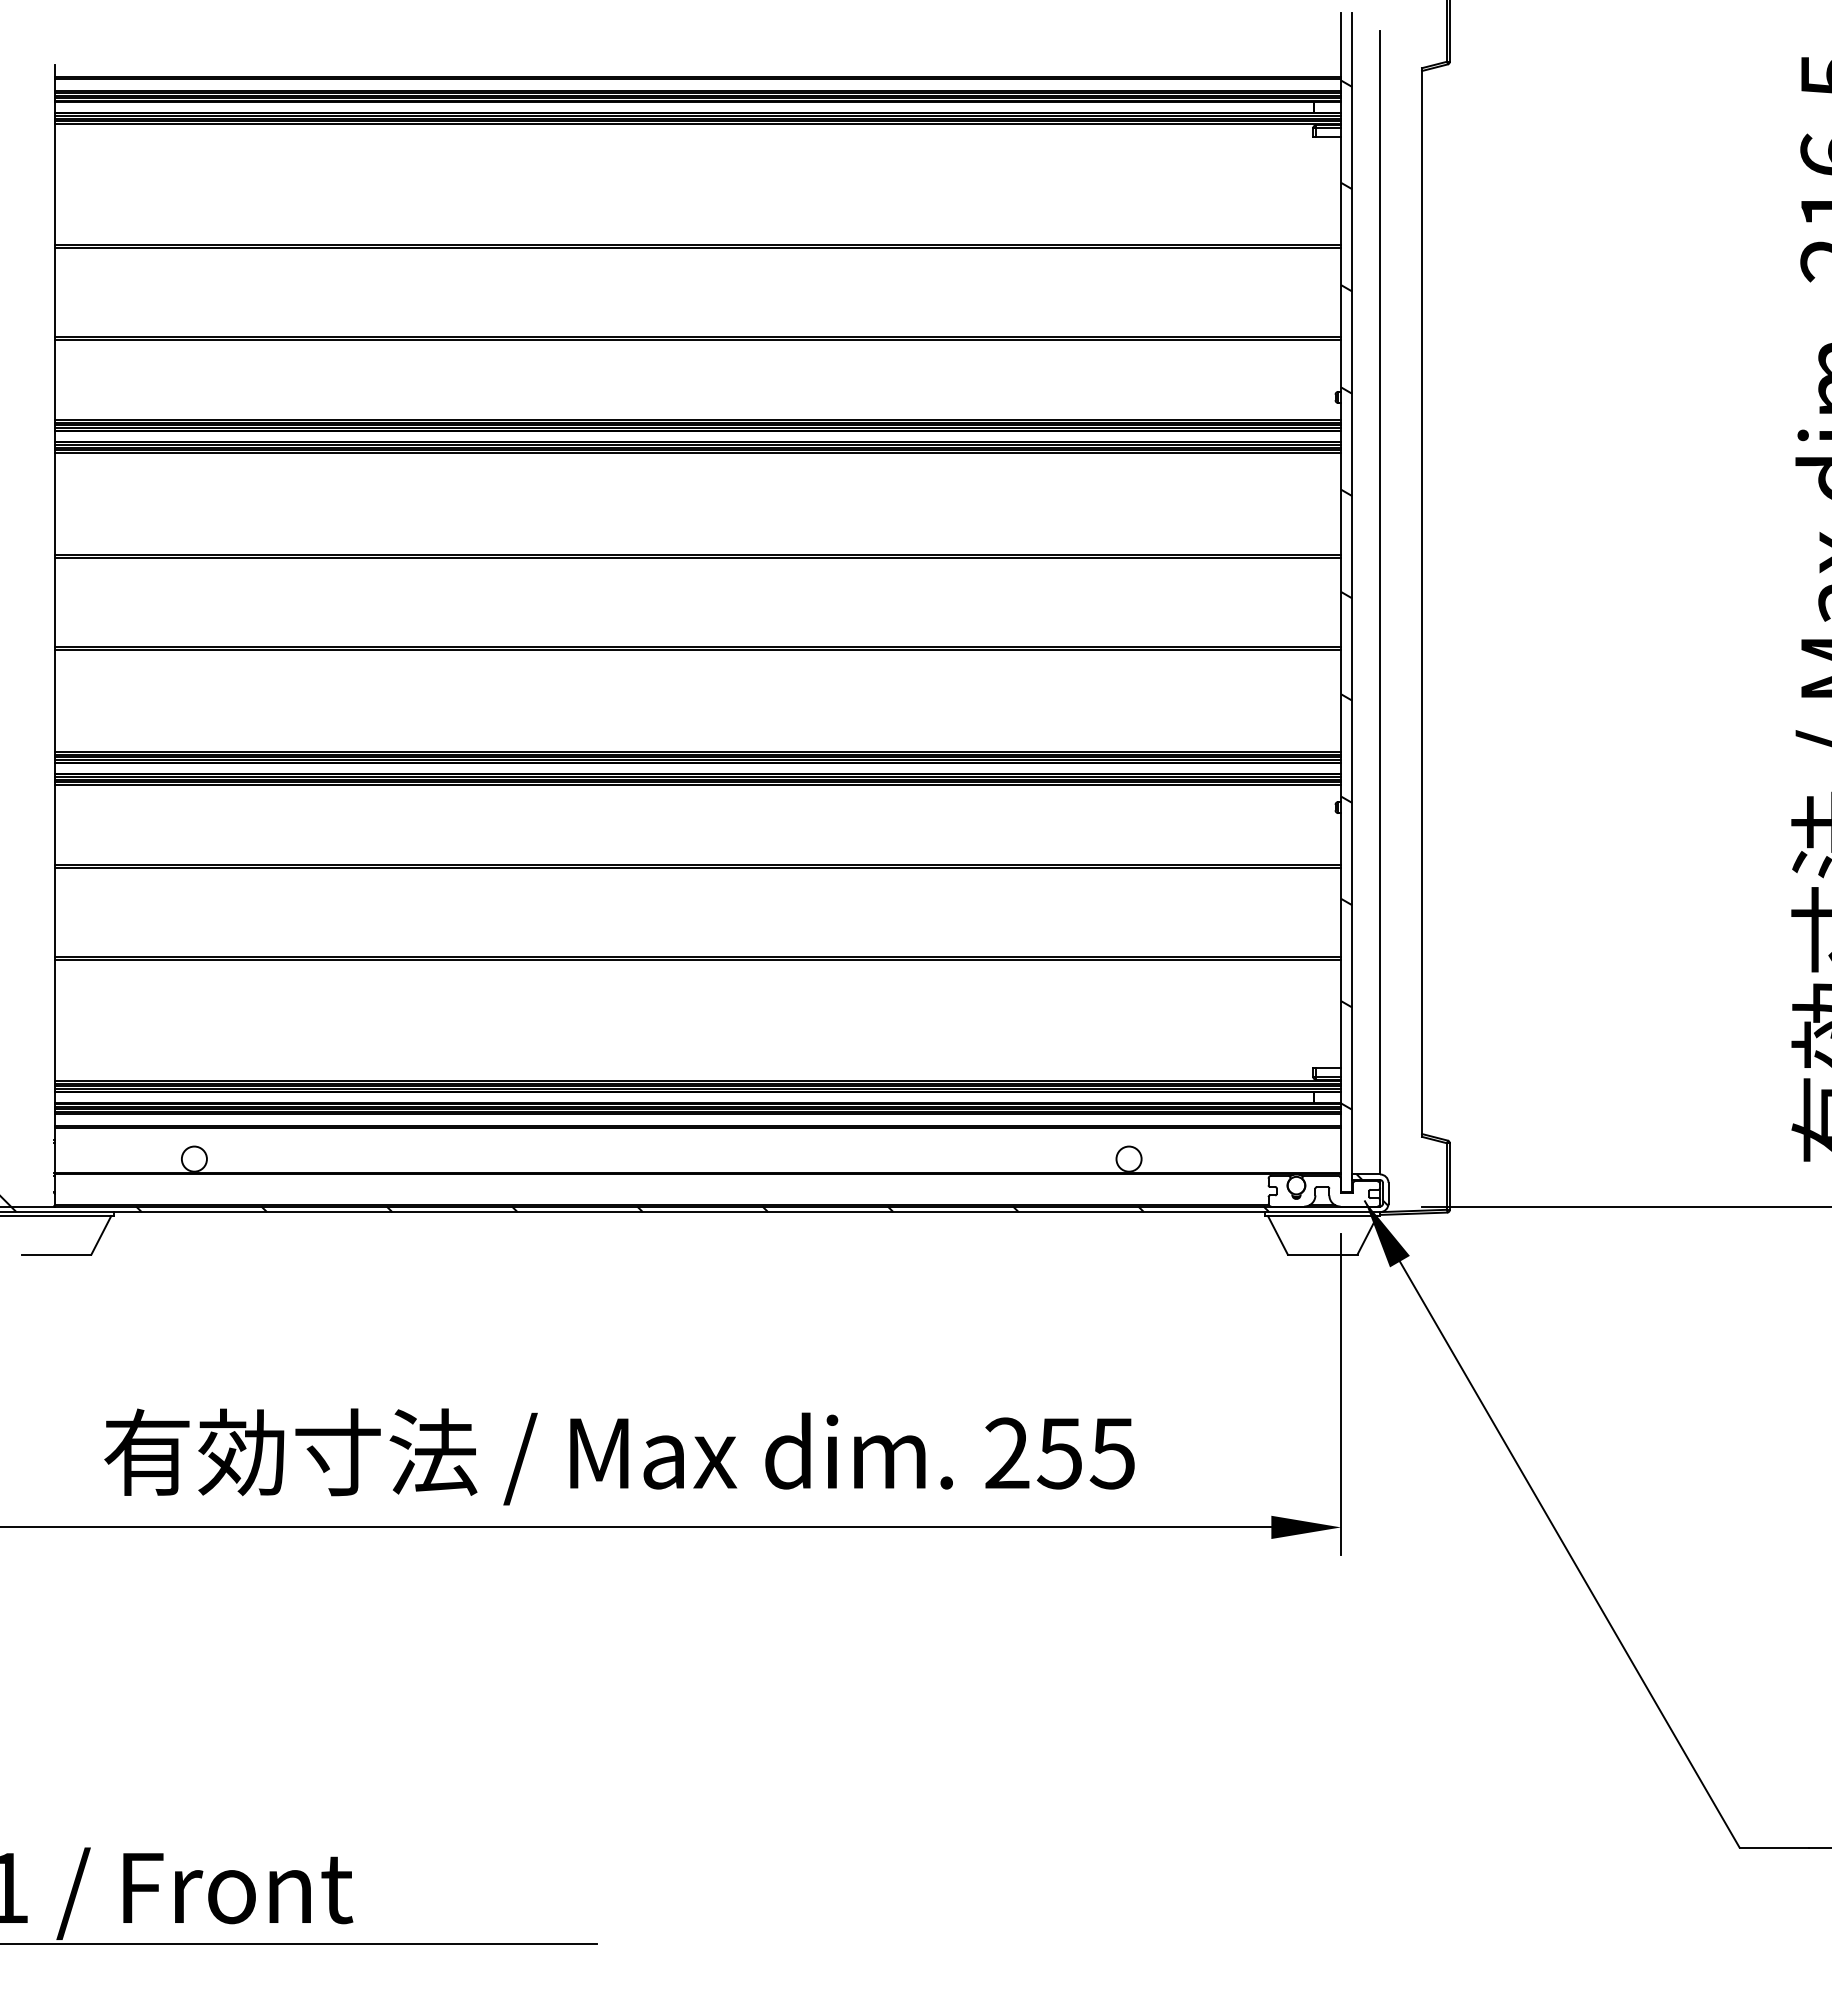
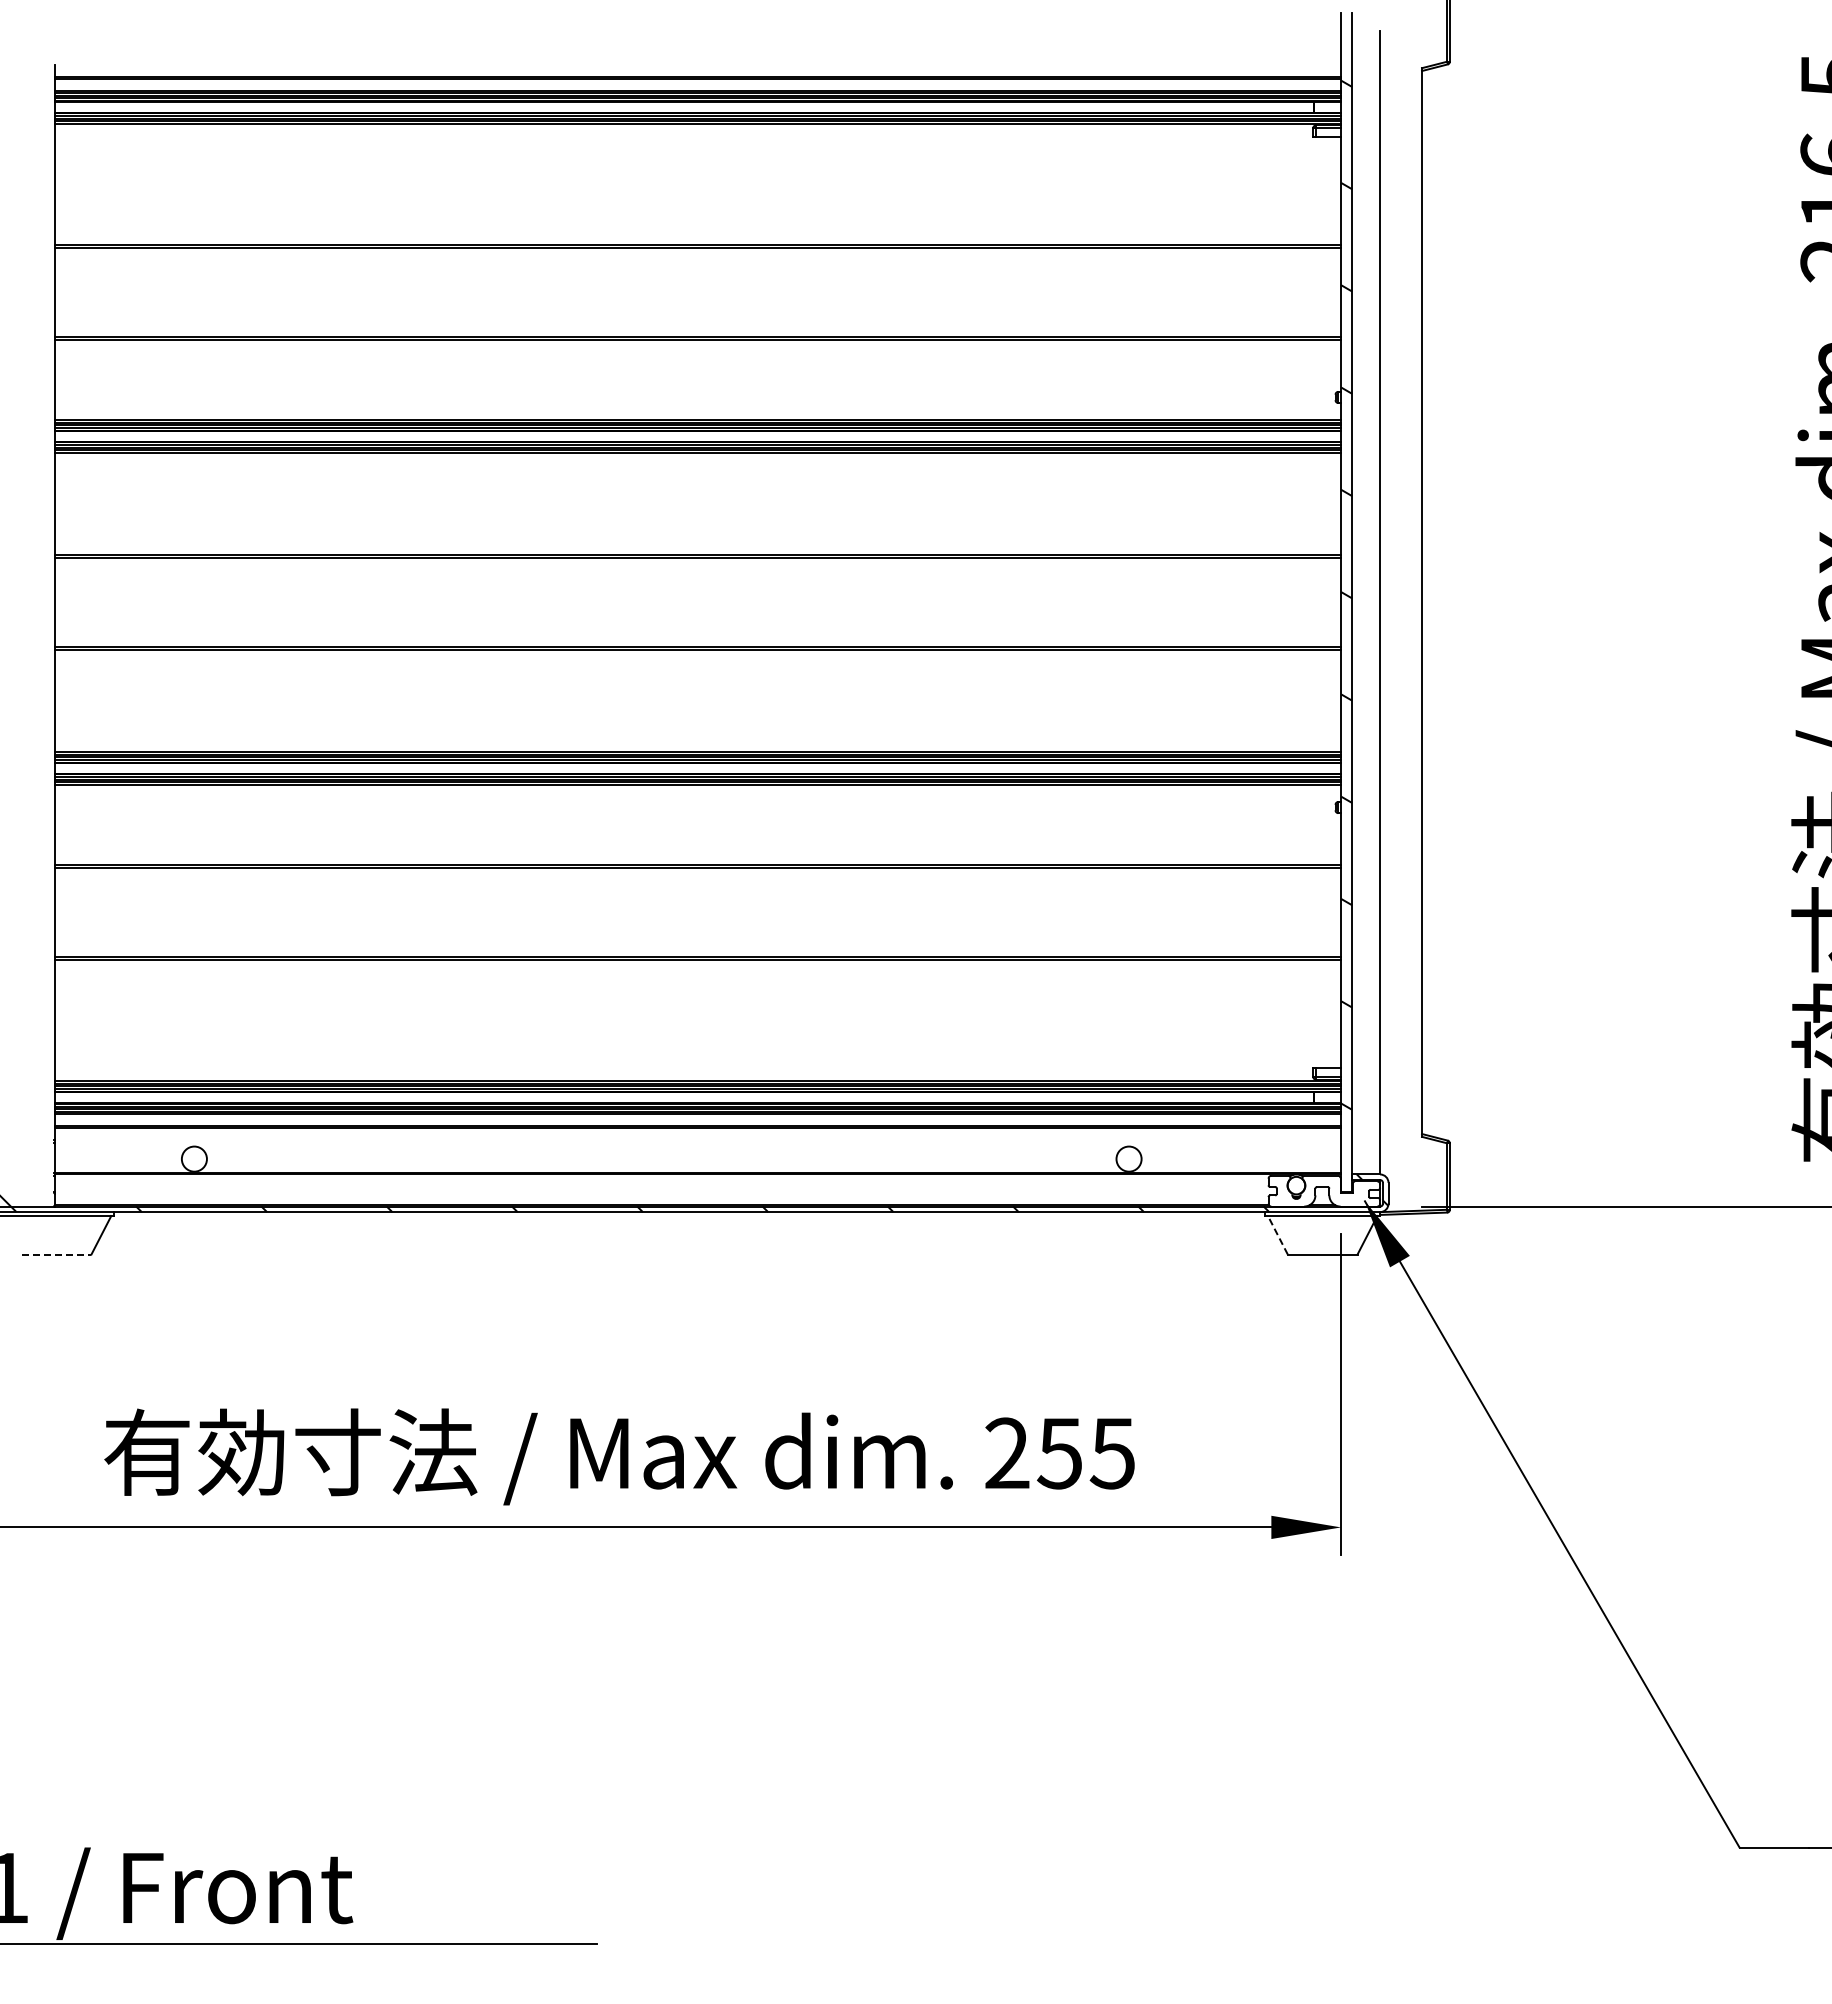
line: solid -> dashed (1277, 1235)
line: solid -> dashed (56, 1254)
